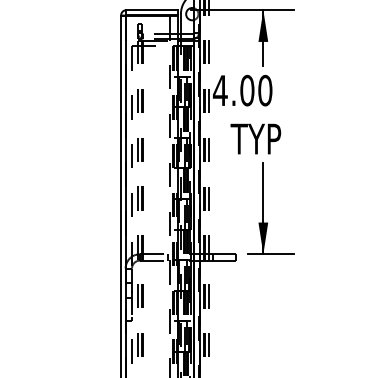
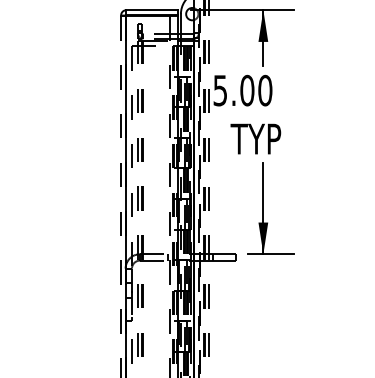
text: 4.00 -> 5.00 (219, 90)
line: solid -> dashed (199, 189)
line: solid -> dashed (121, 196)
